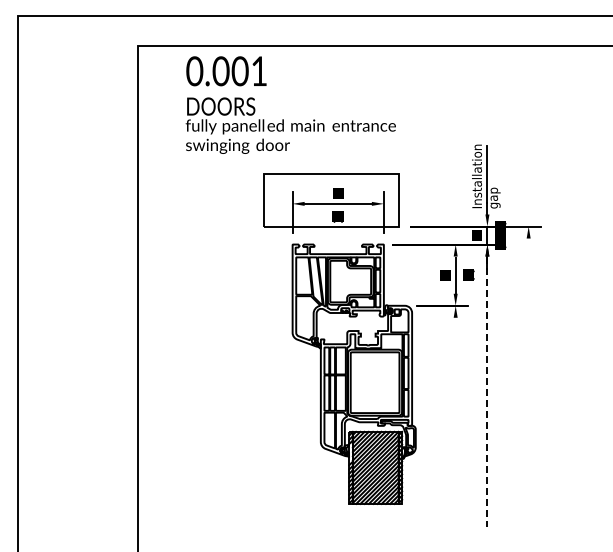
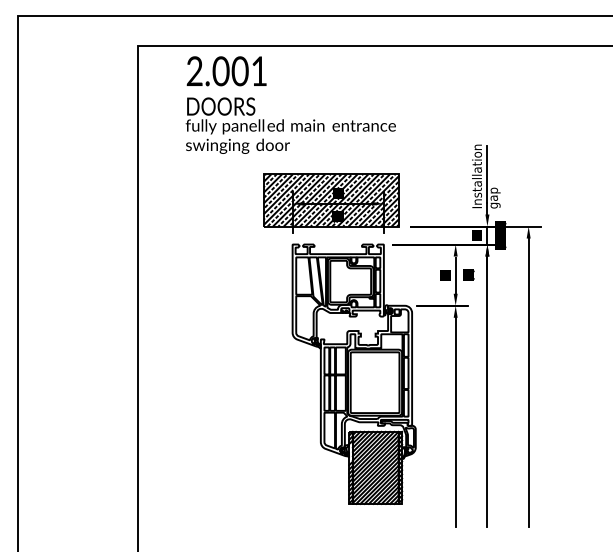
text: 0 -> 2 (194, 71)
hatch: none -> present (331, 200)
line: none -> present (528, 382)
line: dashed -> solid (487, 391)
line: none -> present (455, 421)
